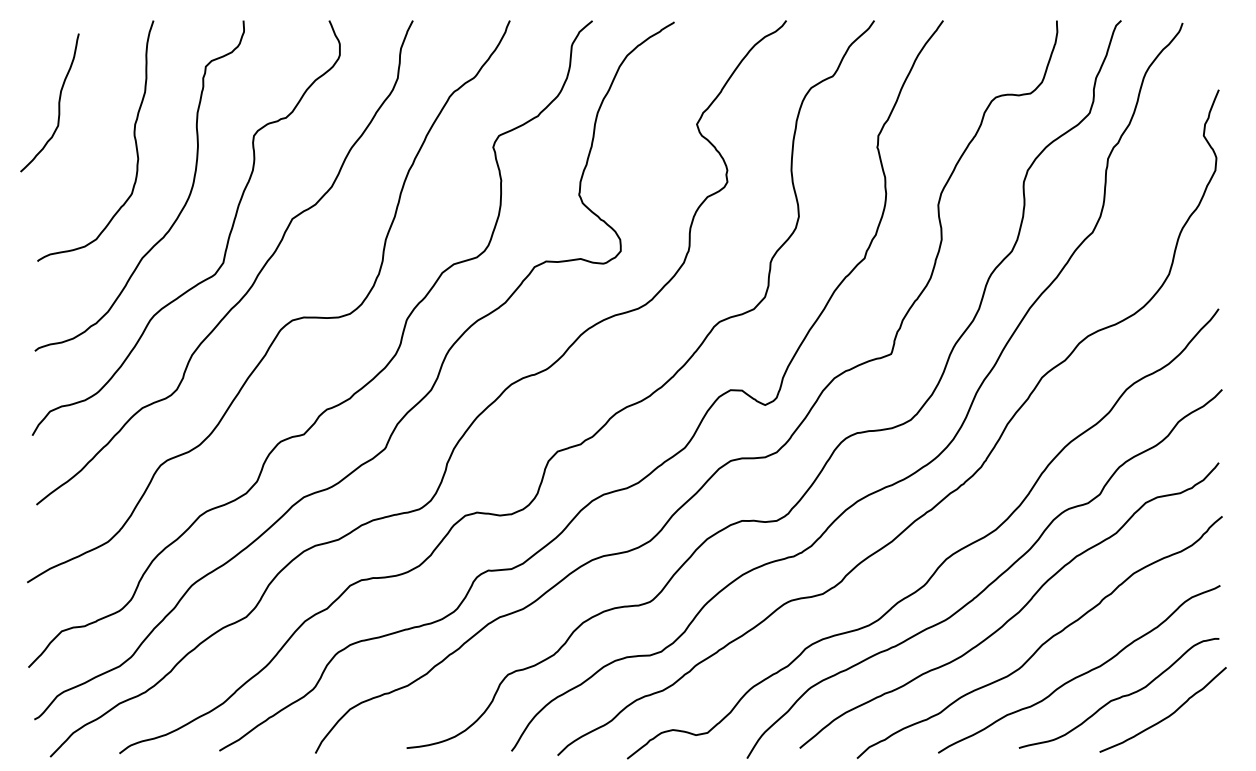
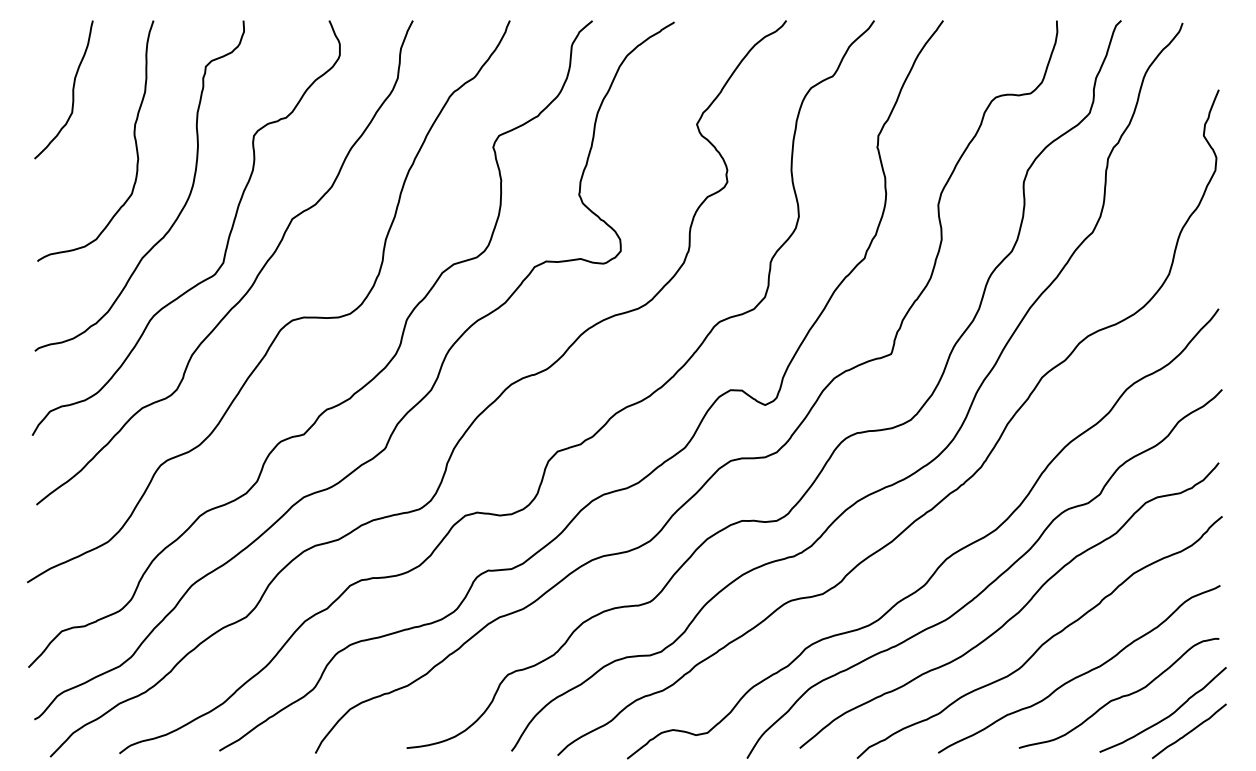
curve position: (58, 102) -> (72, 89) (72, 89)
curve: none -> present (1189, 731)
